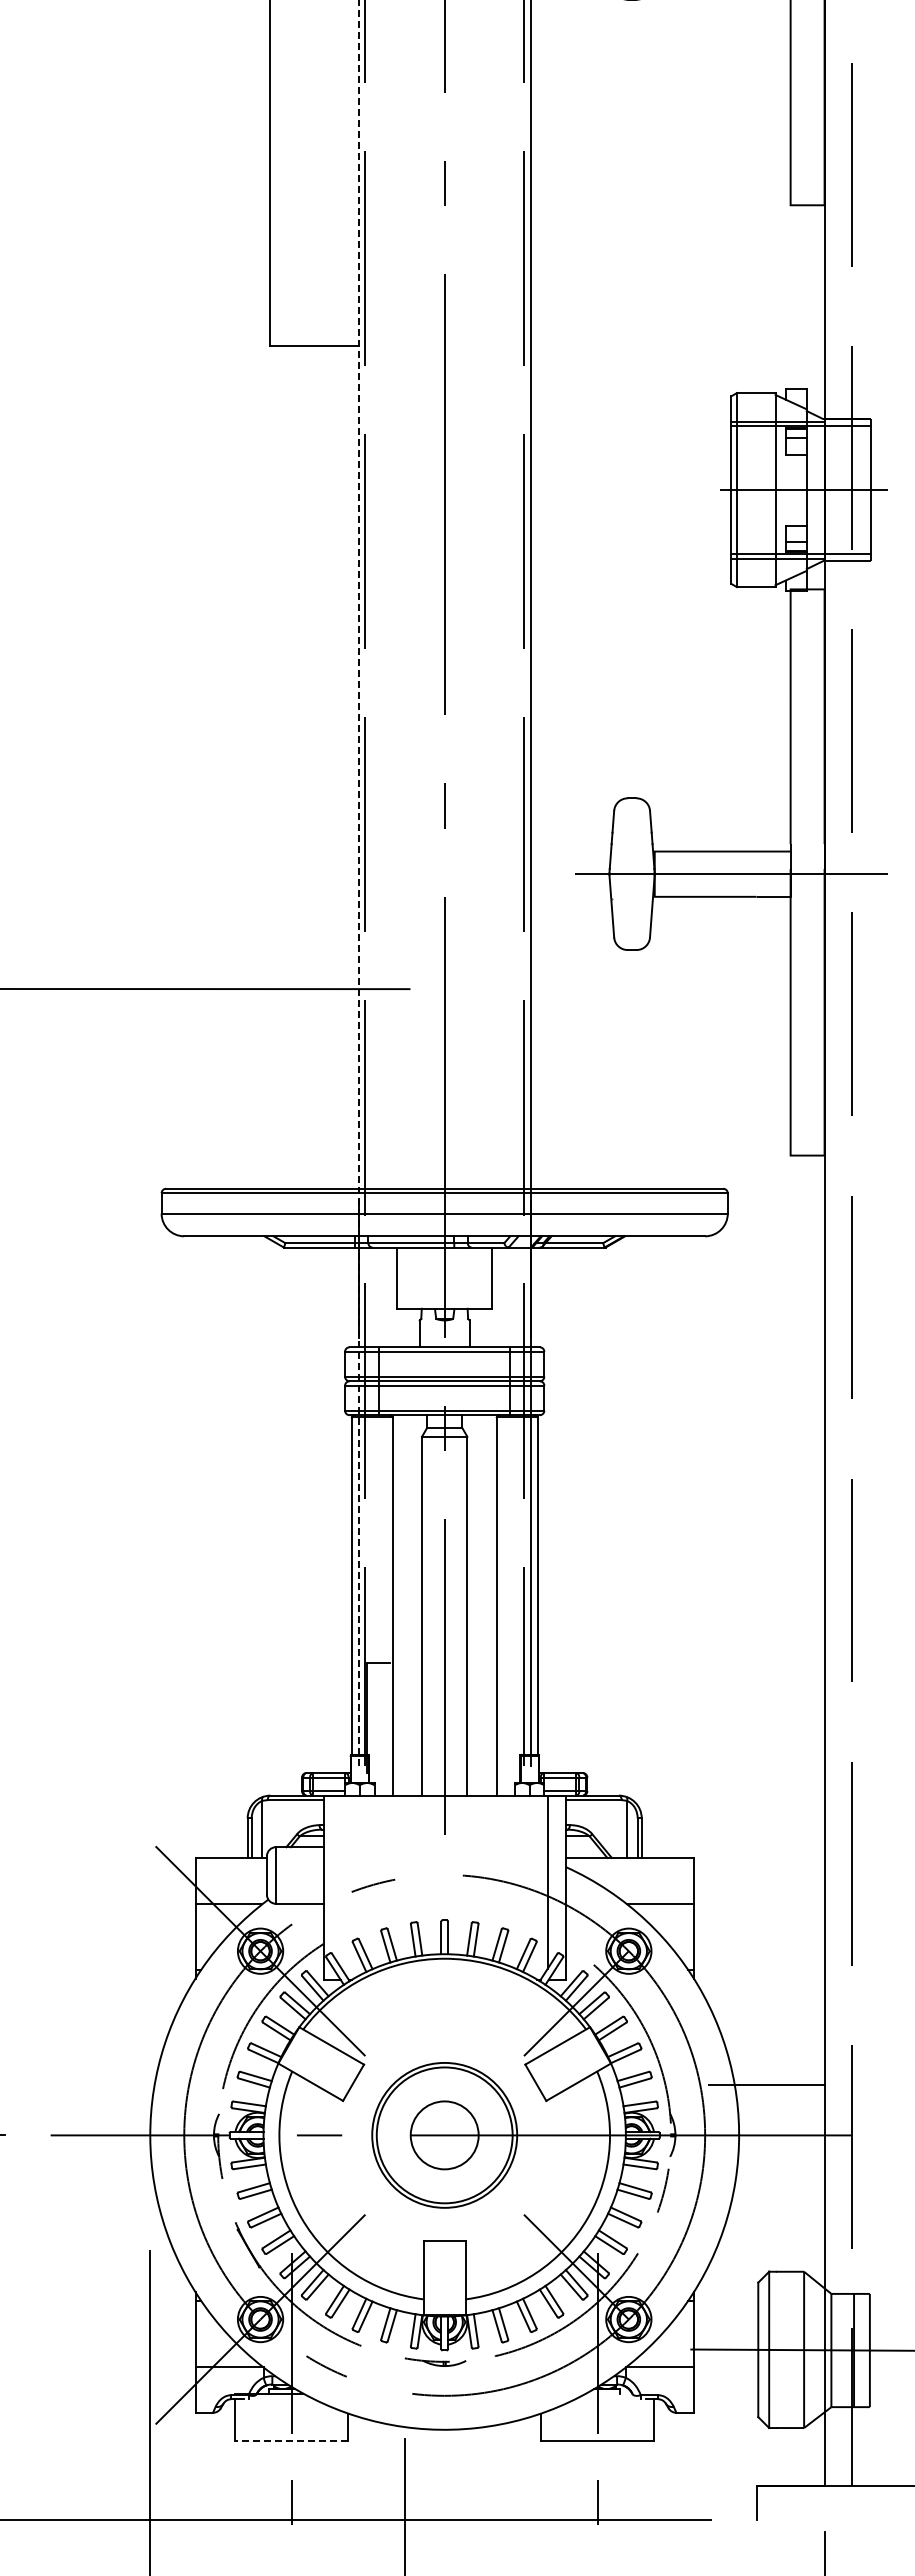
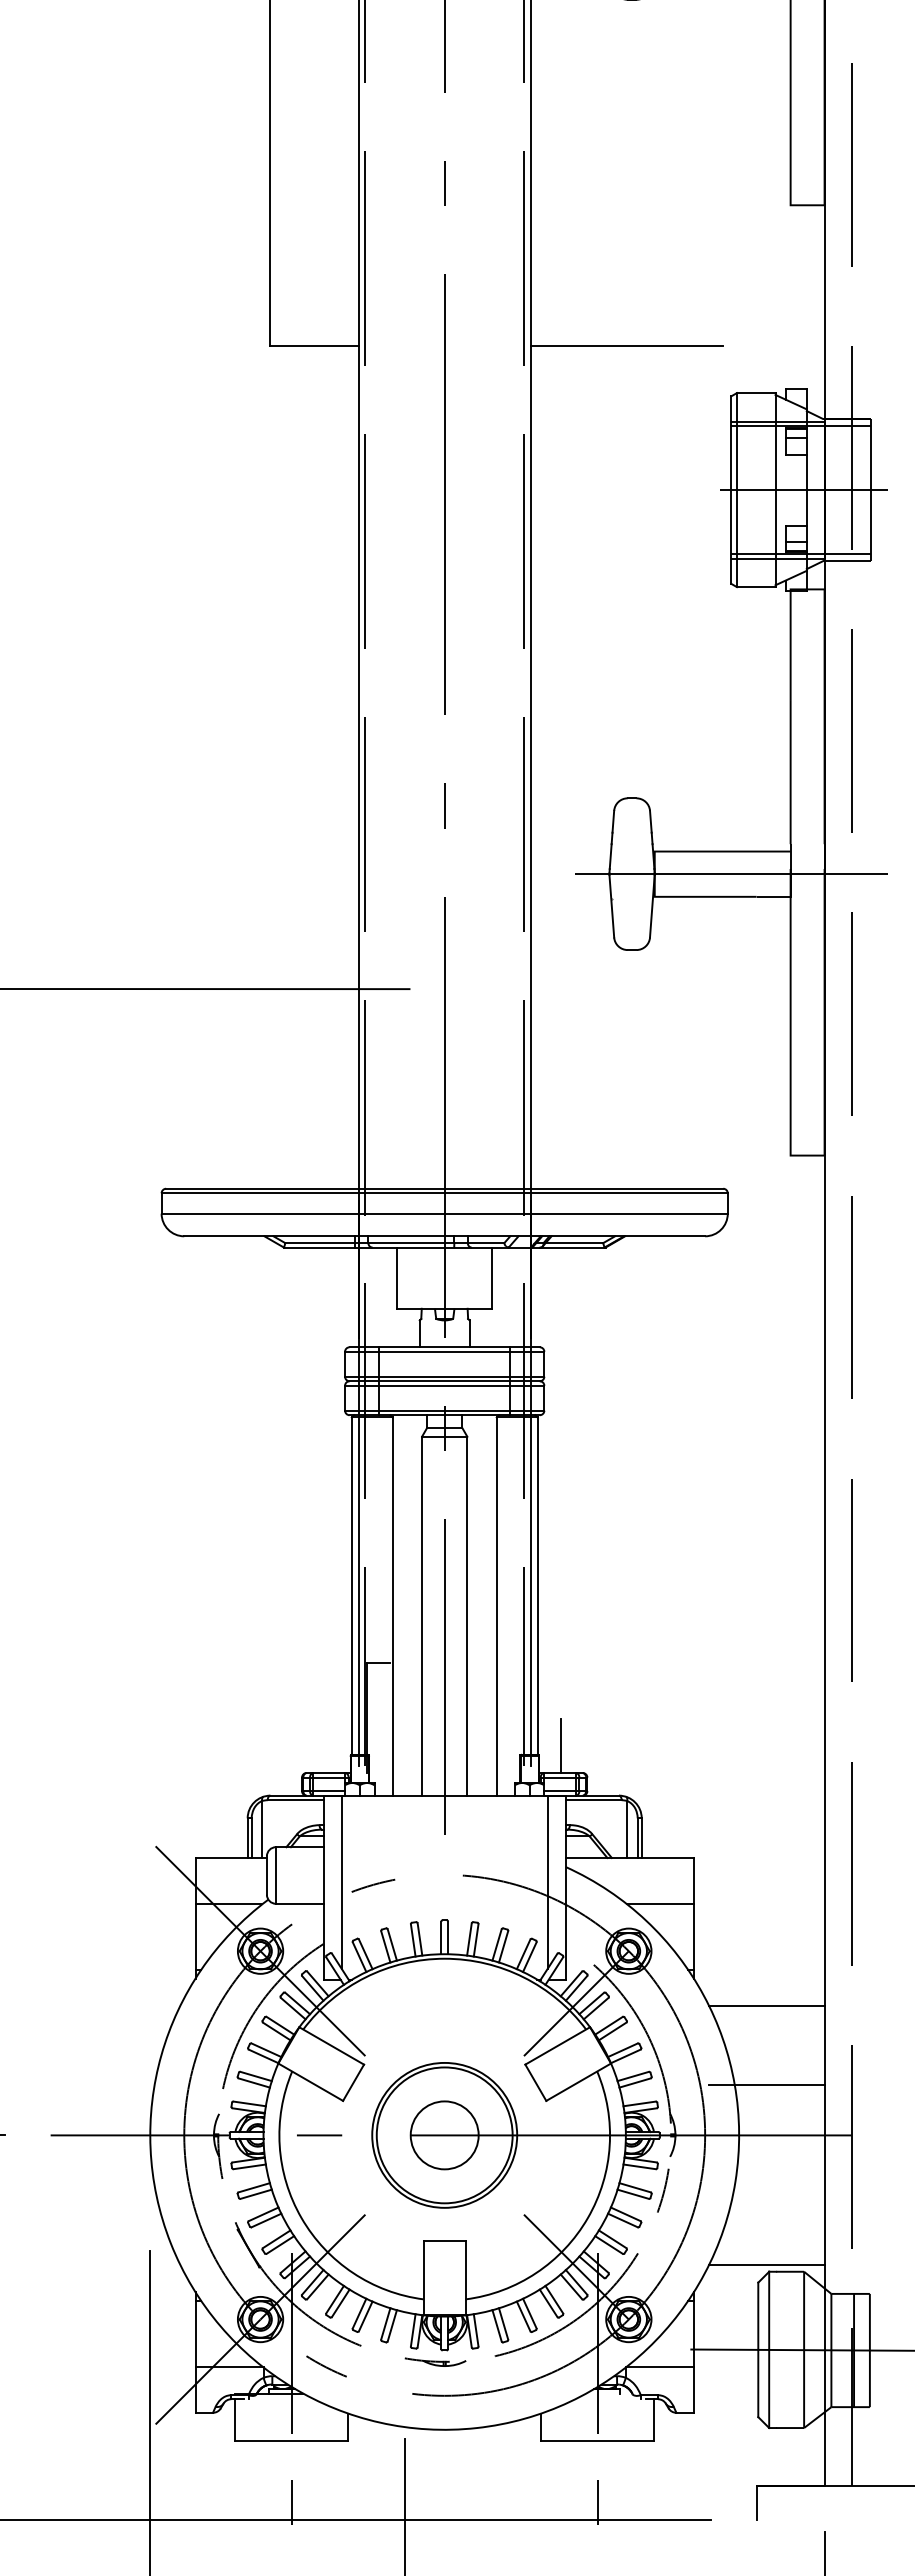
line: none -> present (626, 346)
line: dashed -> solid (358, 883)
line: none -> present (561, 1746)
line: none -> present (341, 1882)
line: none -> present (766, 2005)
line: none -> present (766, 2264)
line: dashed -> solid (291, 2441)
